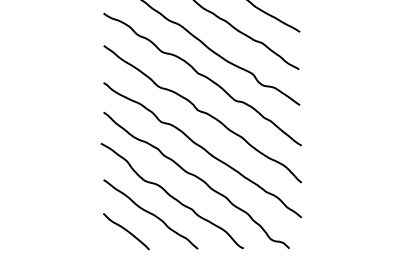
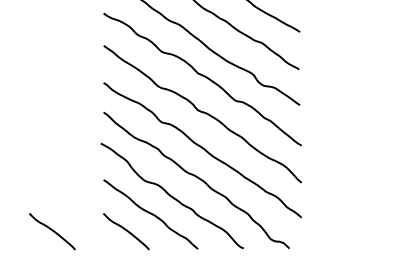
curve: none -> present (52, 231)
